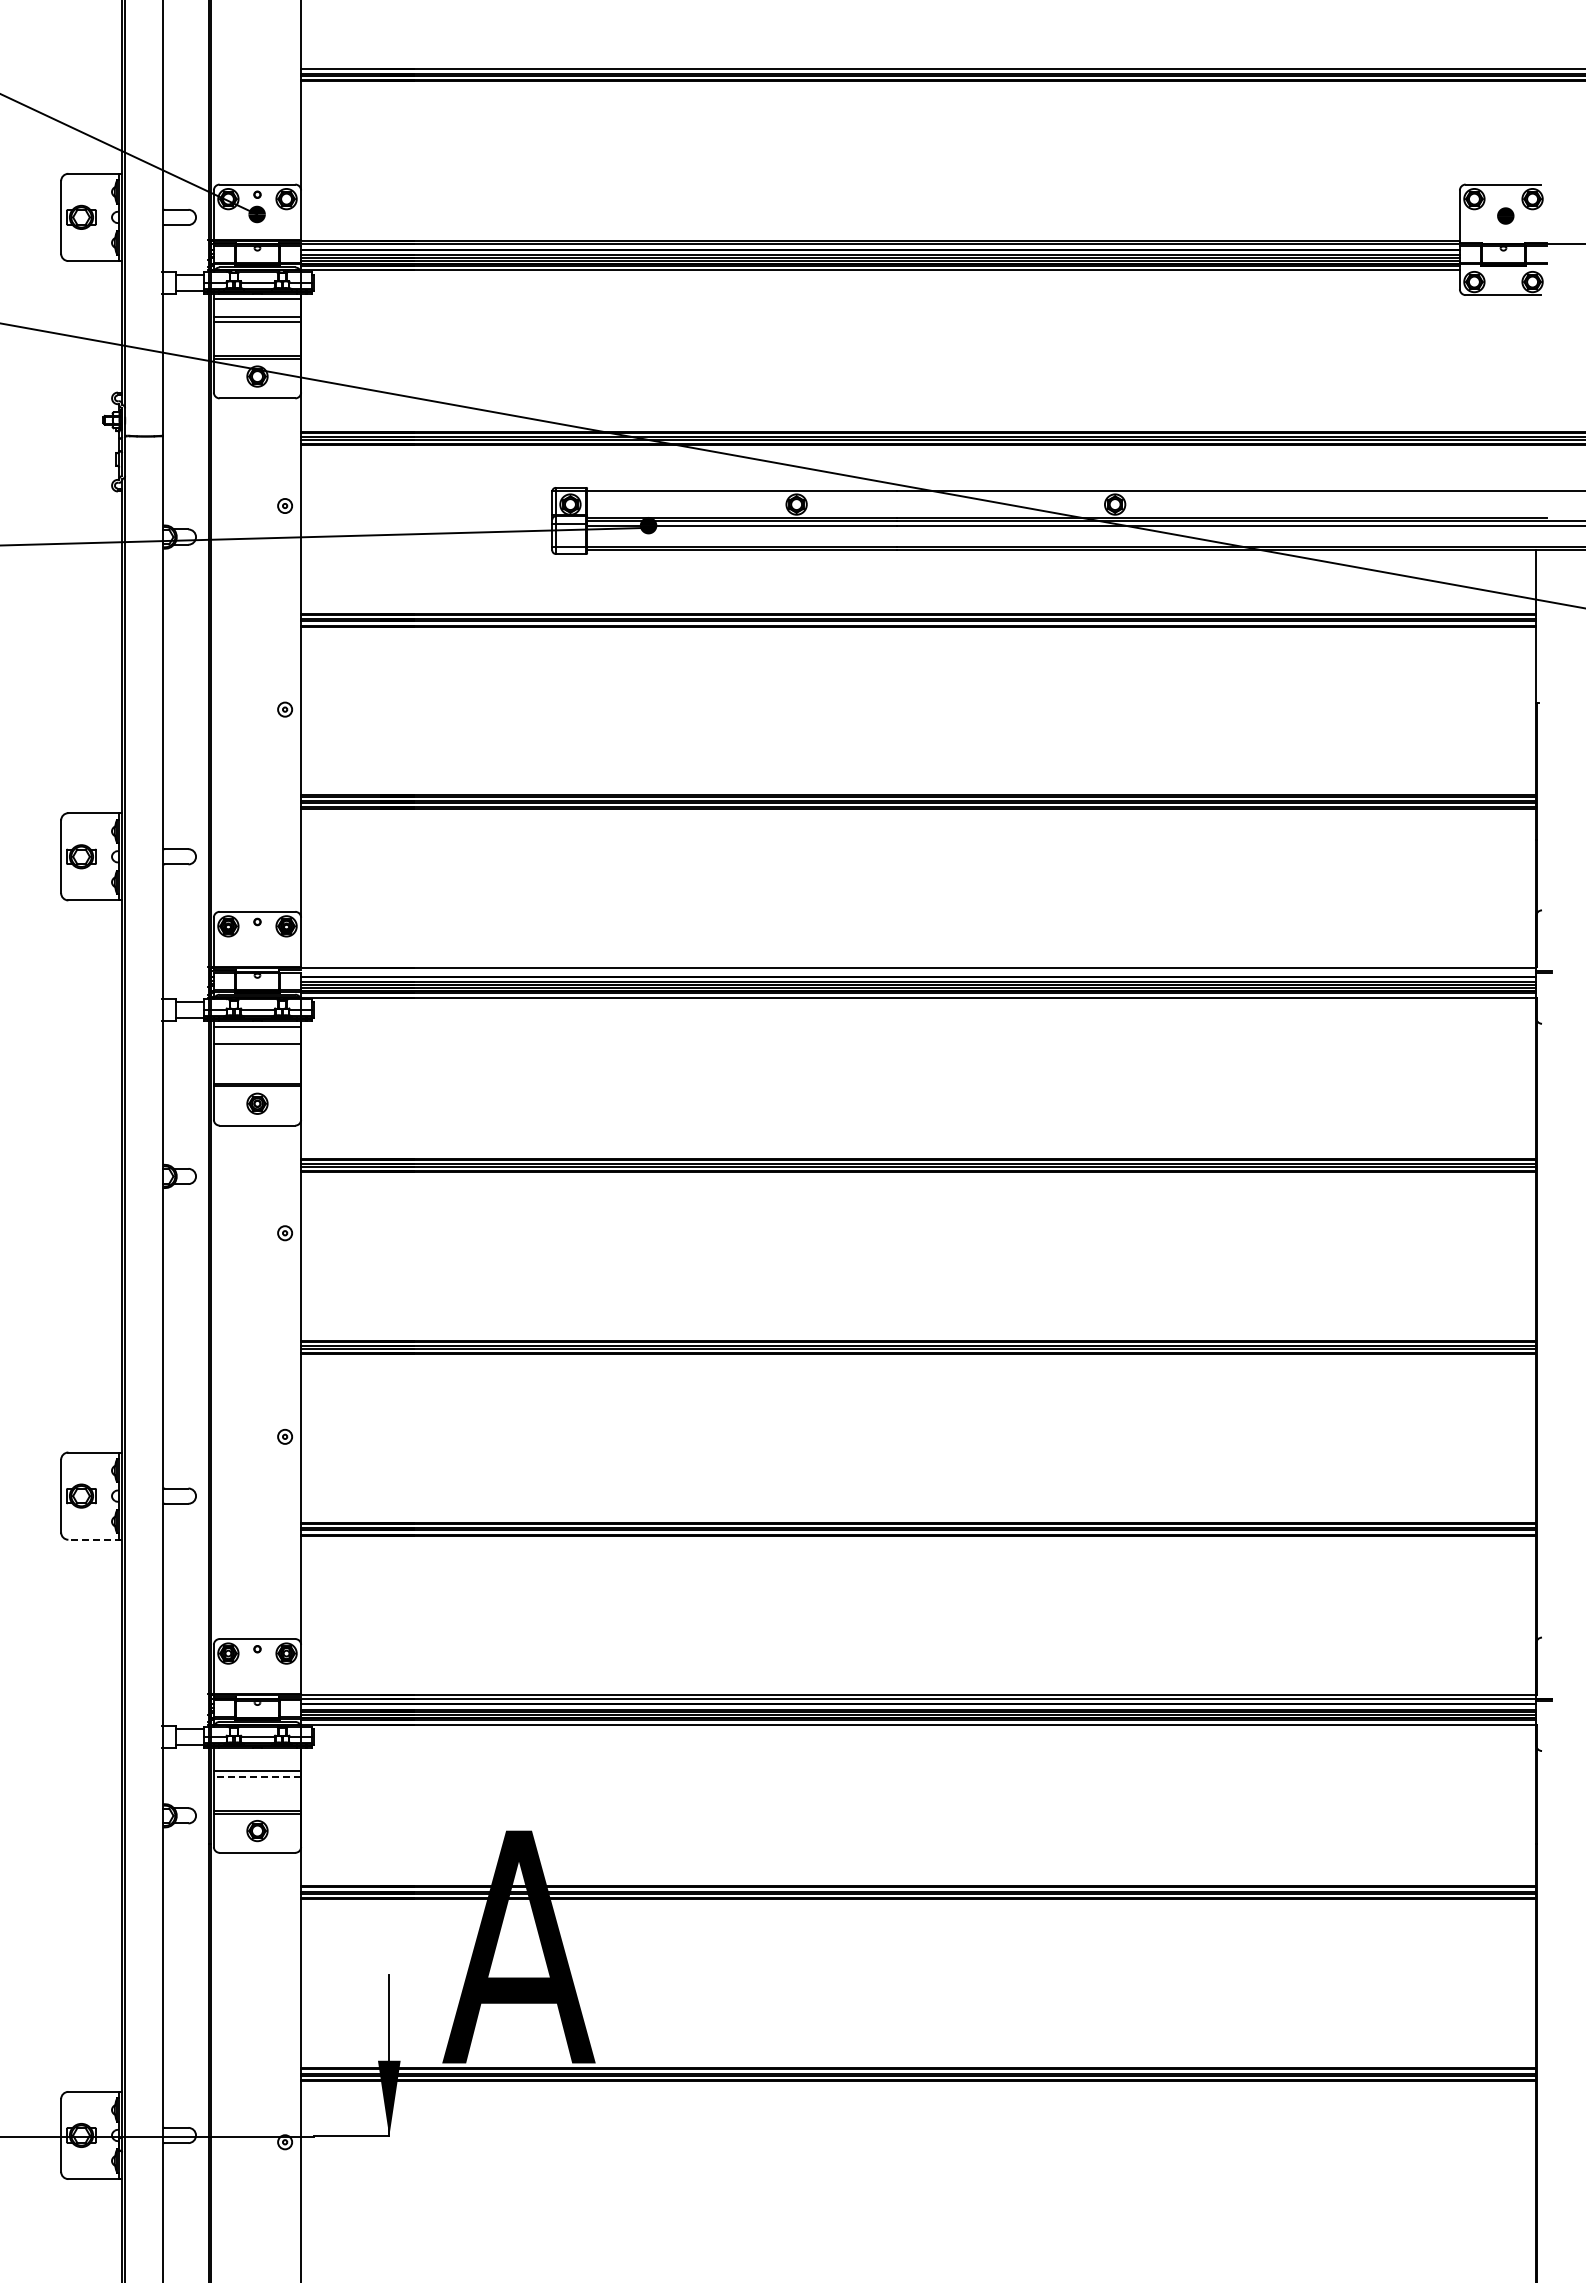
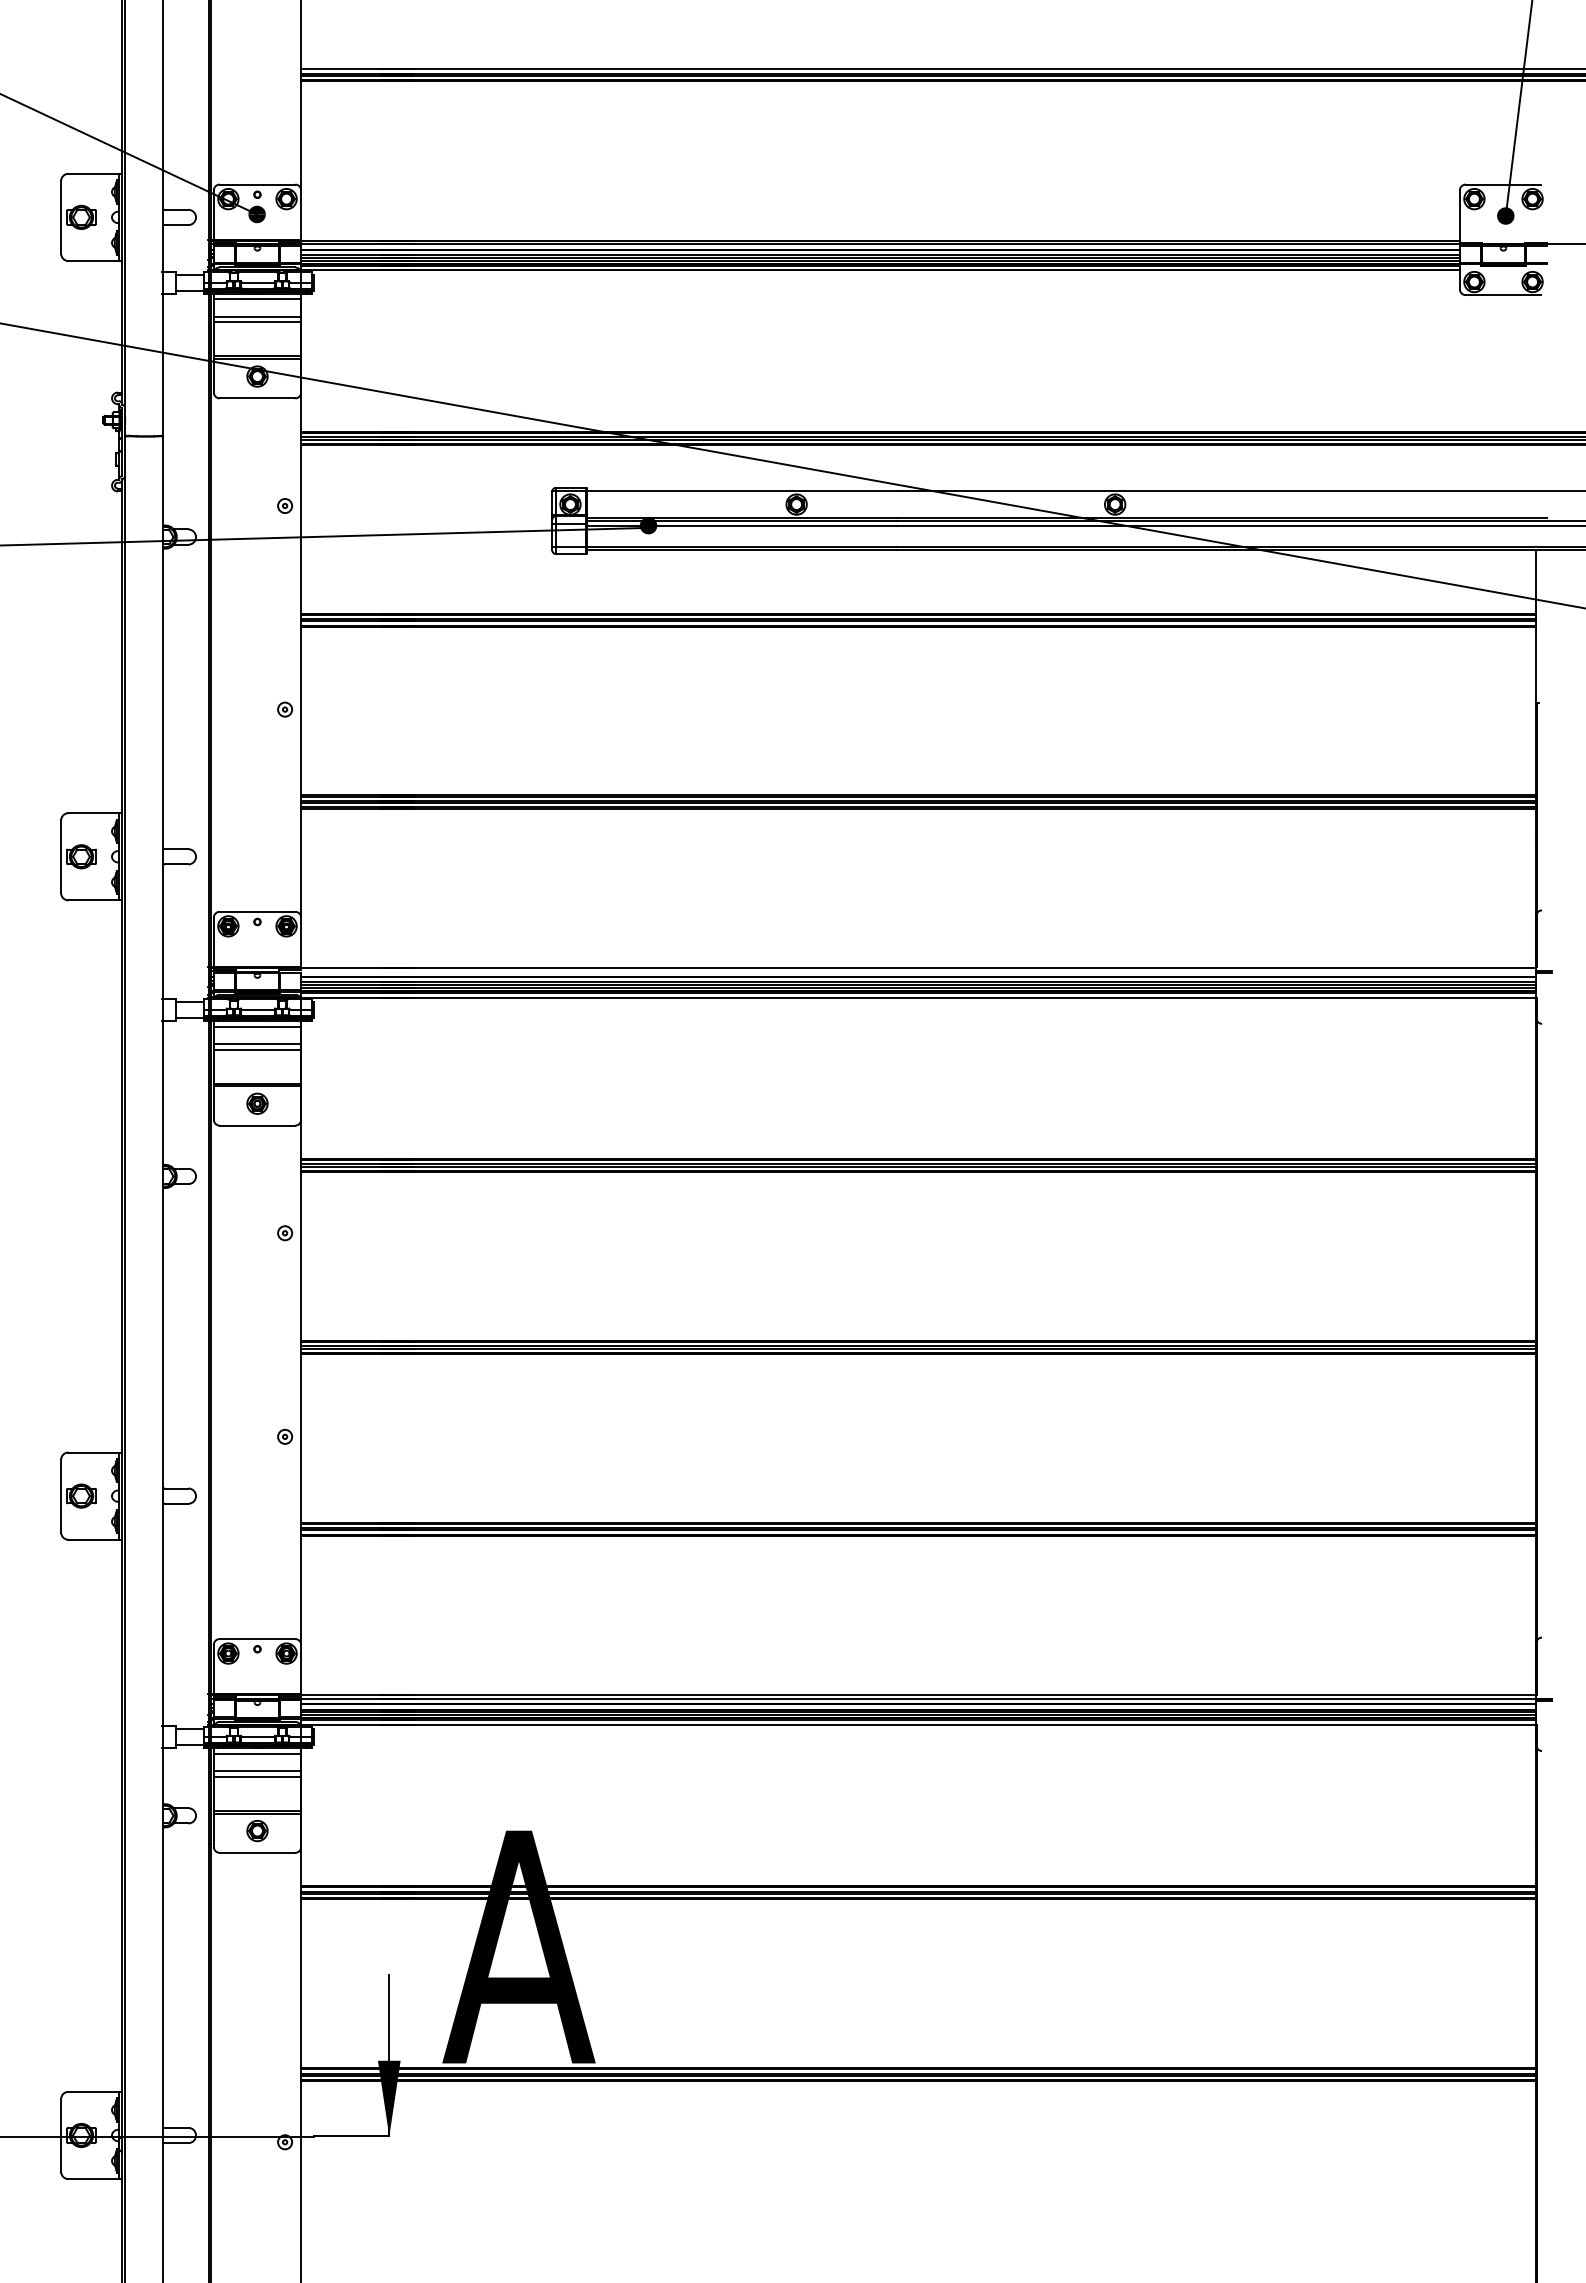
line: none -> present (1518, 109)
line: none -> present (257, 1049)
line: dashed -> solid (95, 1539)
line: none -> present (257, 1753)
line: dashed -> solid (257, 1776)
